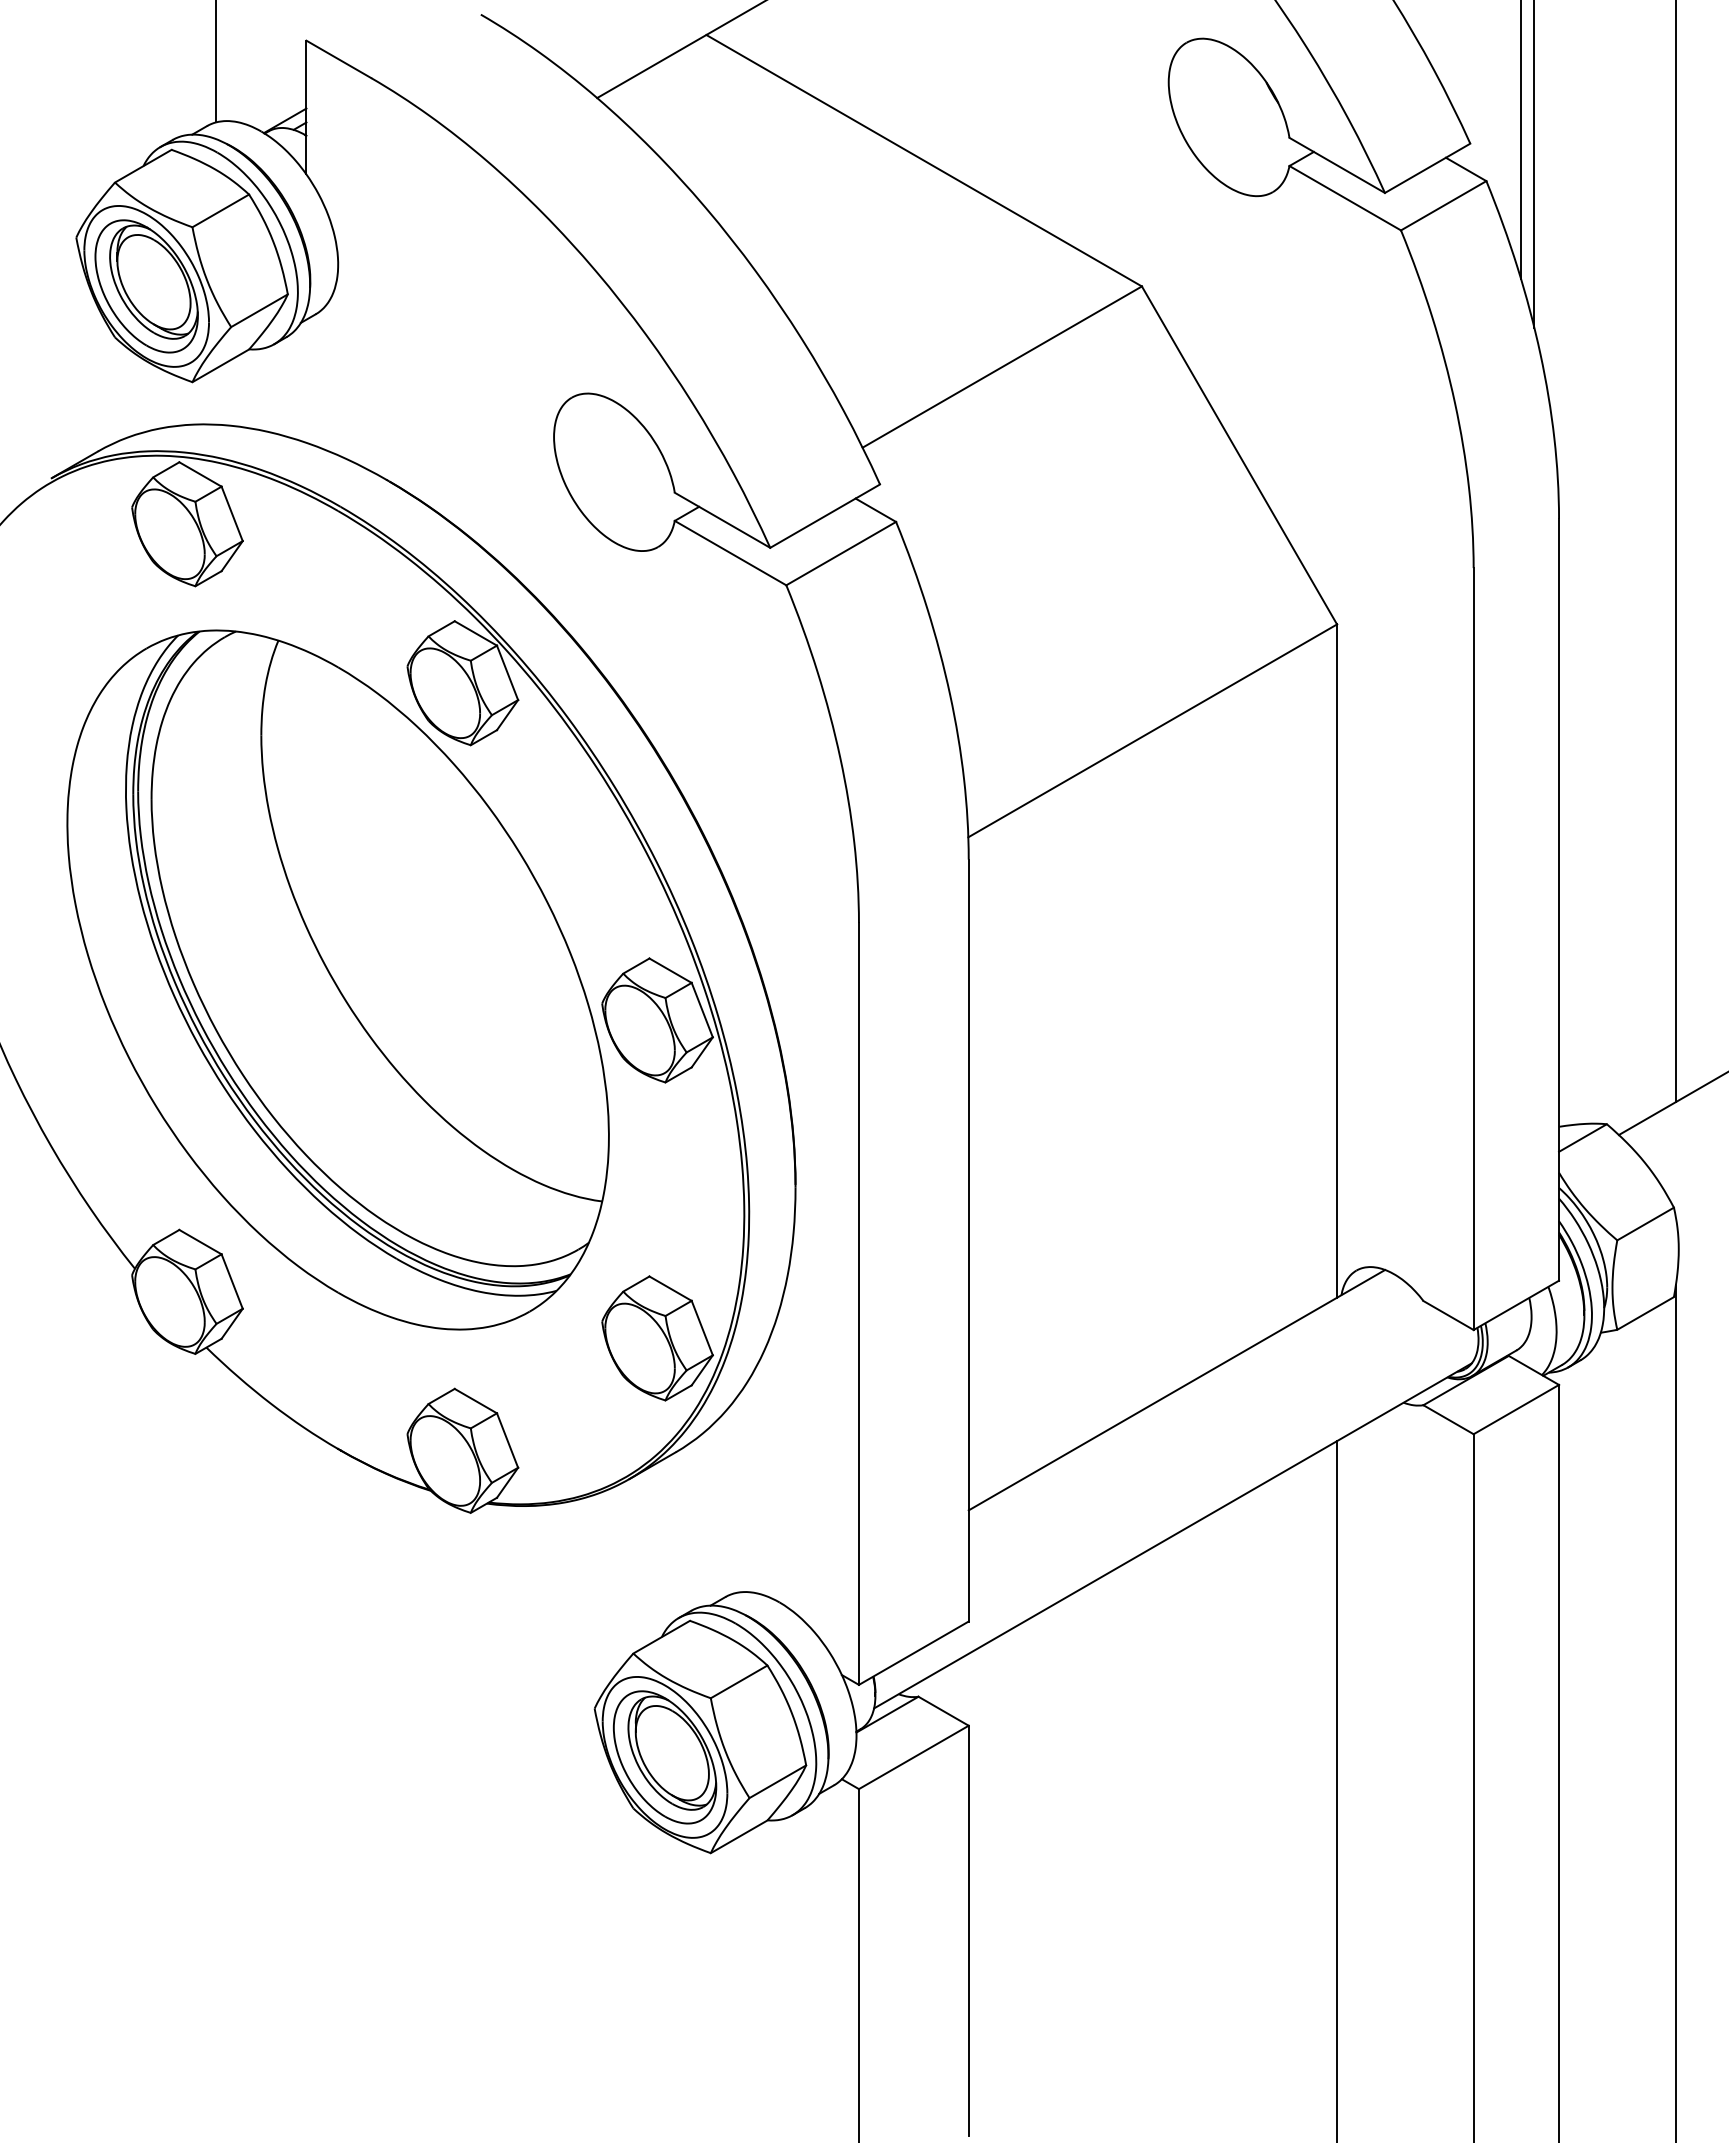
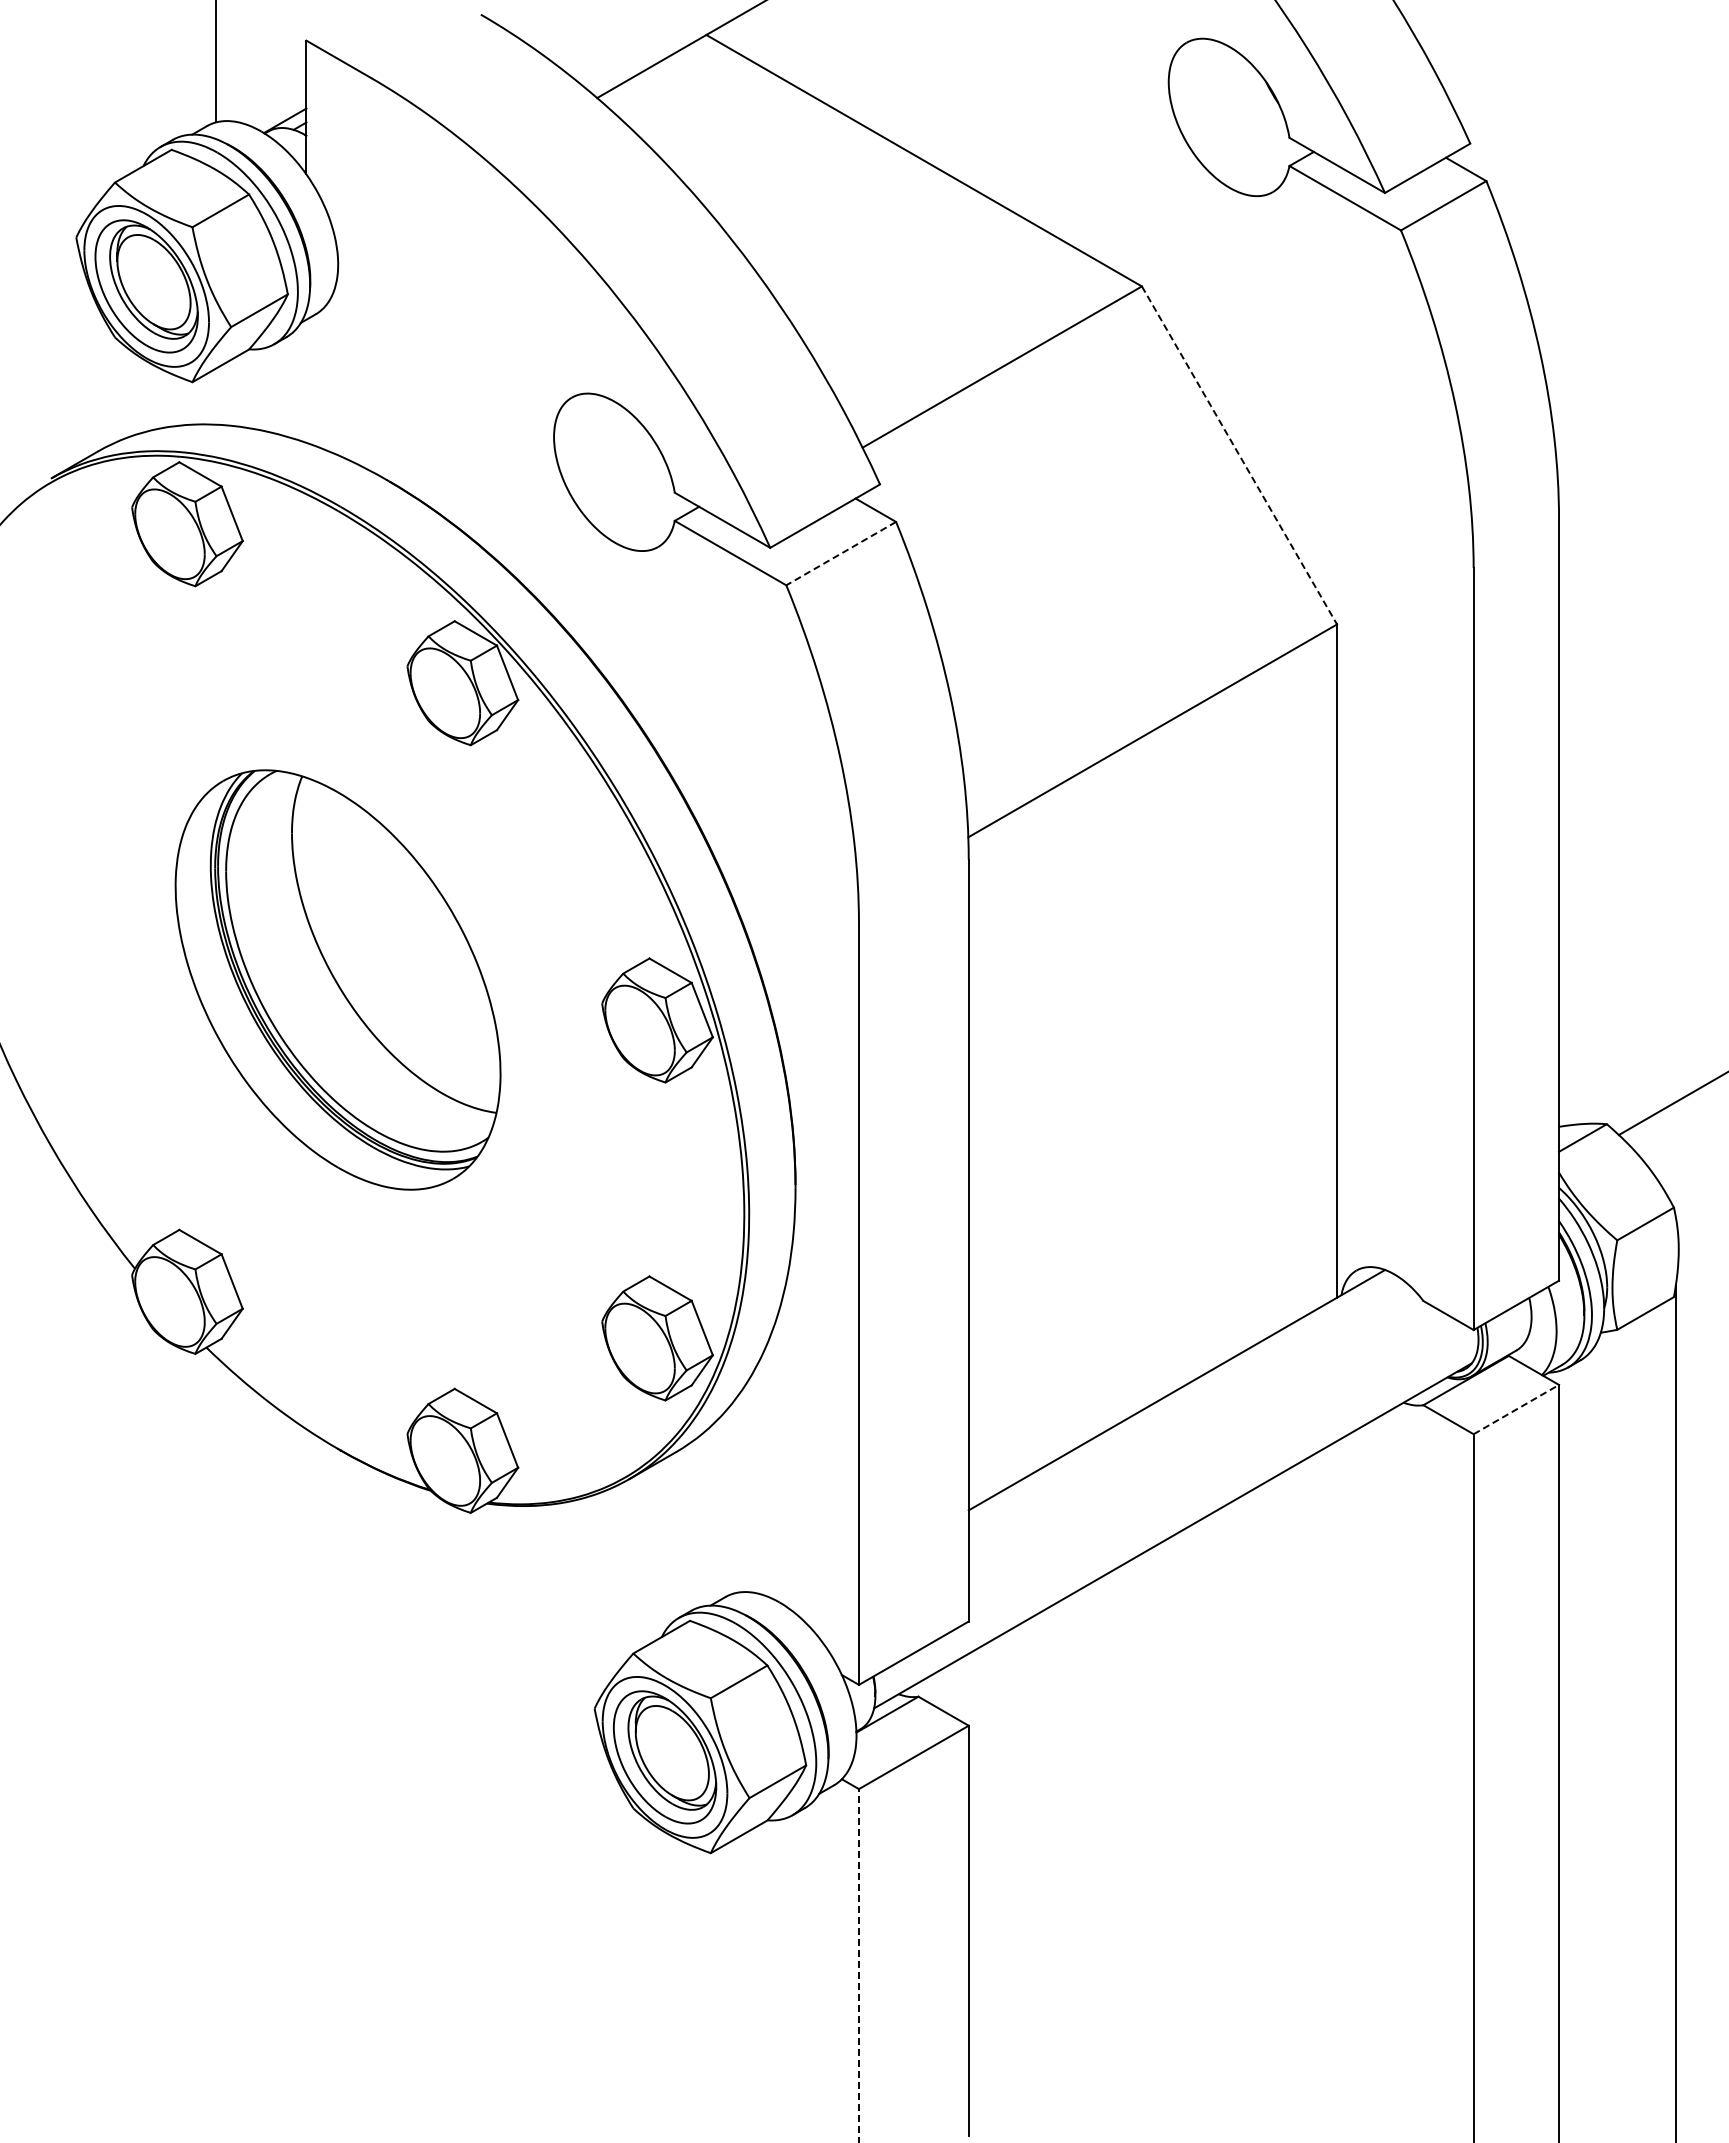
line: present -> none (1521, 140)
line: present -> none (1534, 164)
line: solid -> dashed (1239, 455)
line: present -> none (1675, 552)
line: solid -> dashed (840, 553)
part size: 544x702 px -> 328x422 px (337, 979)
line: solid -> dashed (1516, 1409)
line: present -> none (1337, 1790)
line: solid -> dashed (858, 1966)
